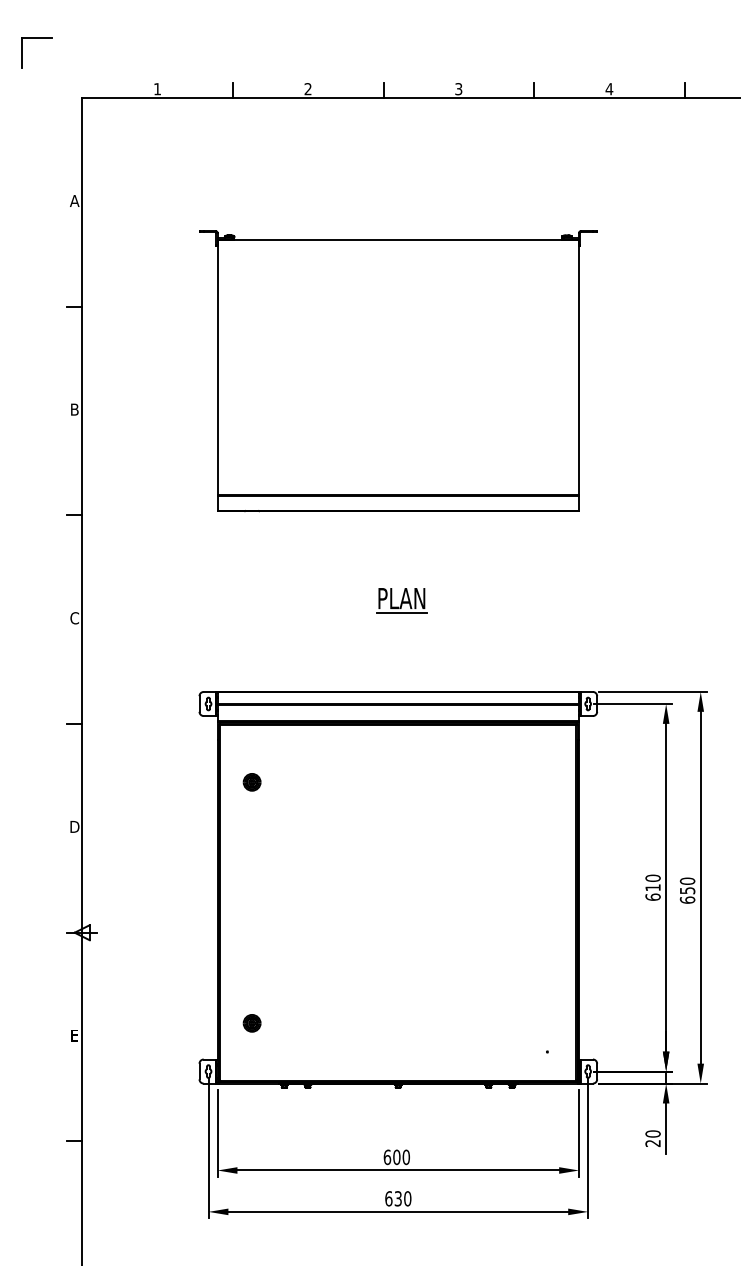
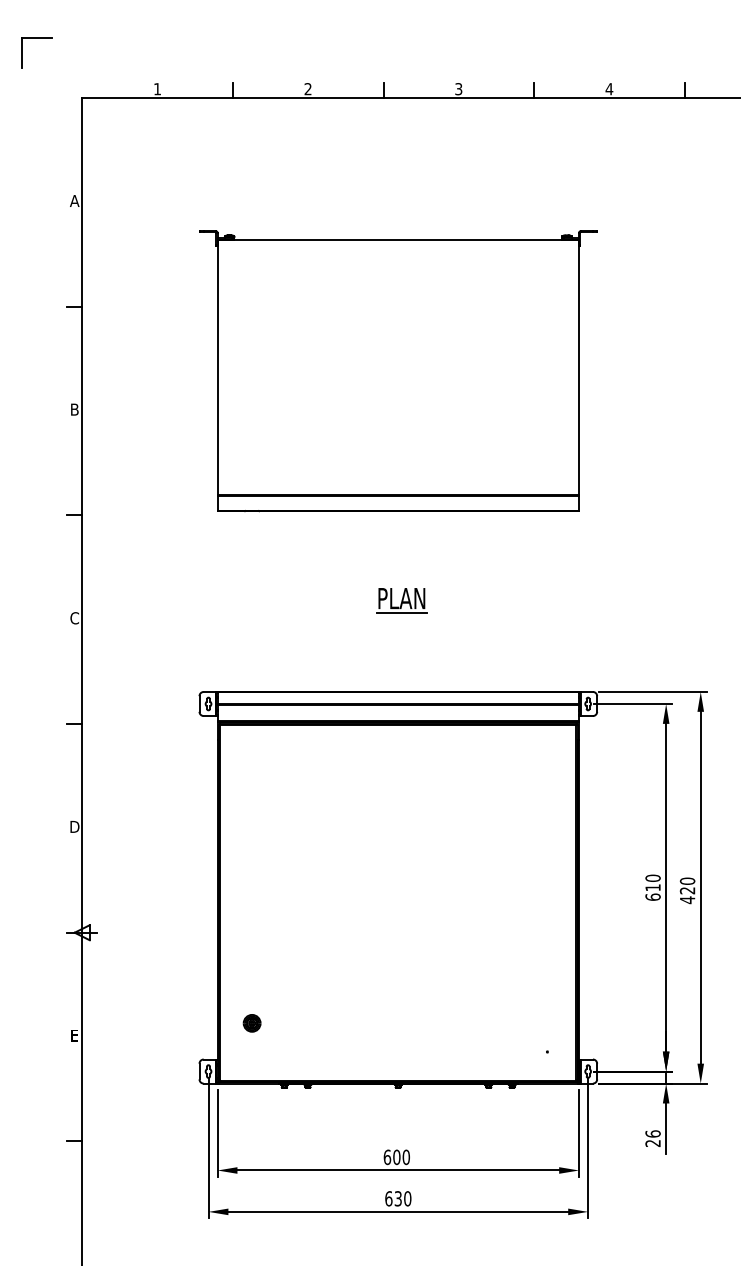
part: present -> none (251, 782)
text: 650 -> 420 (687, 895)
text: 20 -> 26 (652, 1133)
